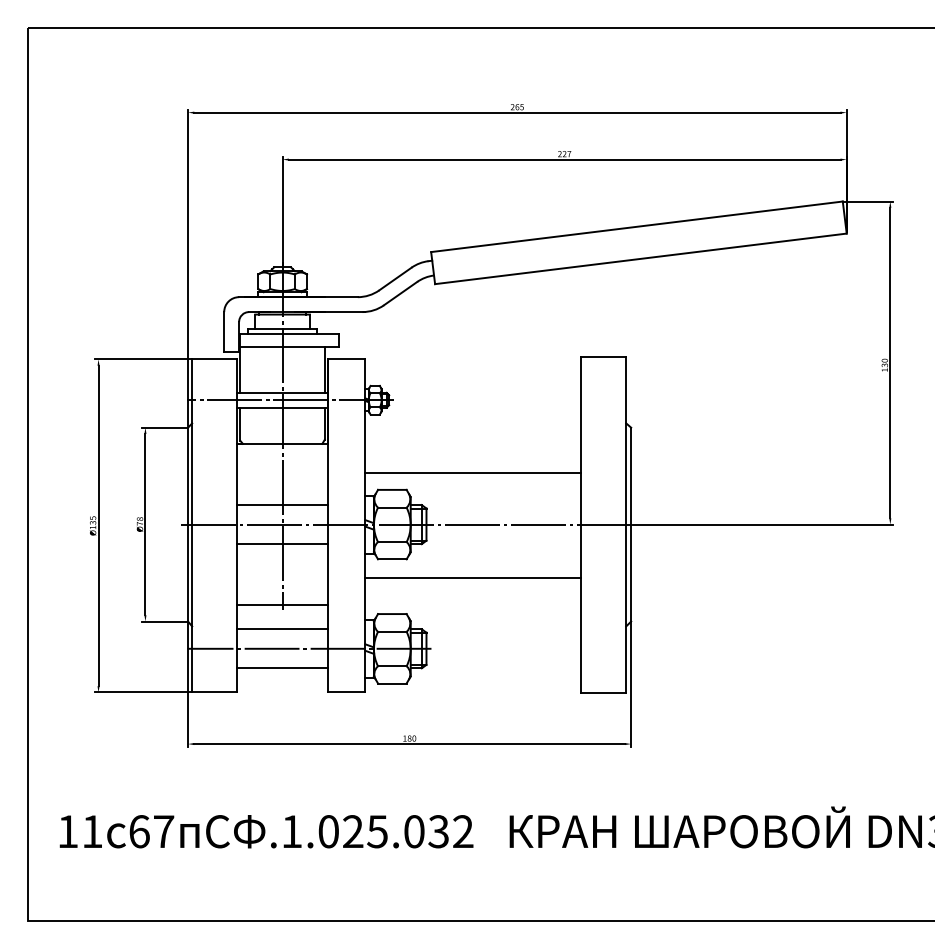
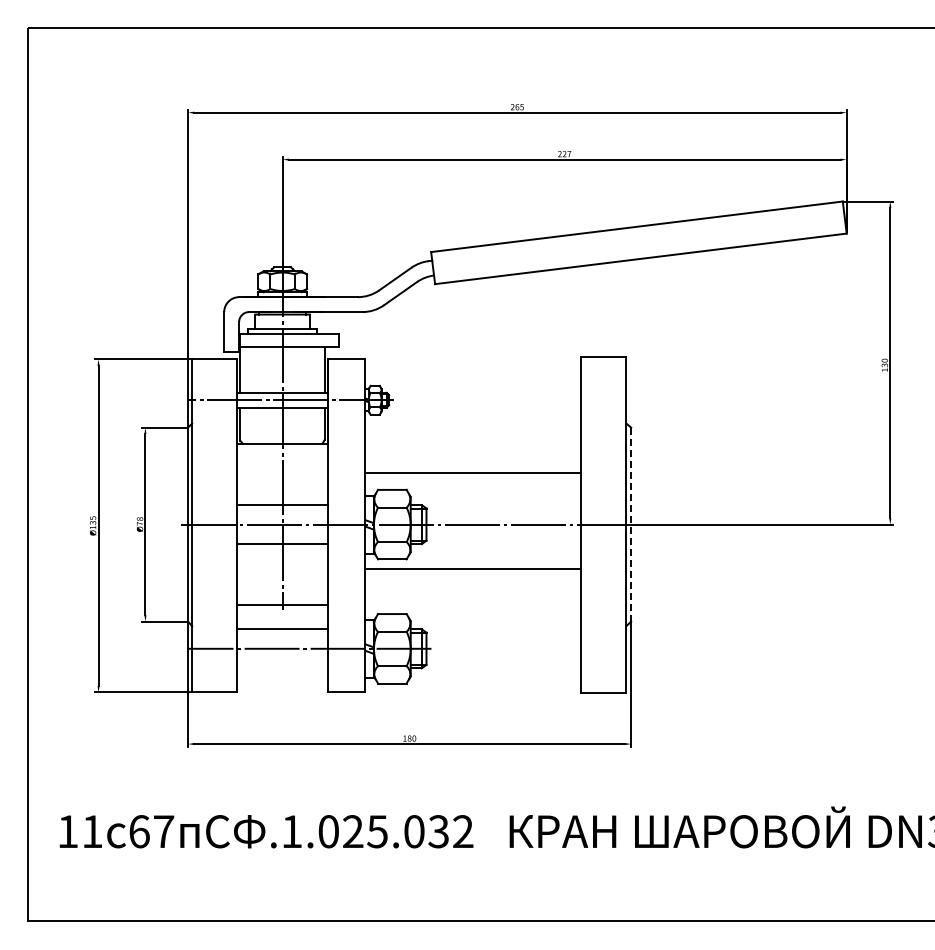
line: solid -> dashed (631, 524)
line position: (473, 577) -> (473, 568) (473, 568)
line: present -> none (282, 668)
